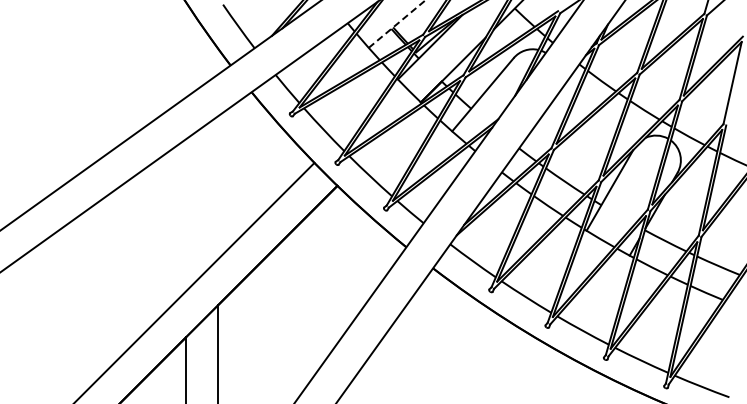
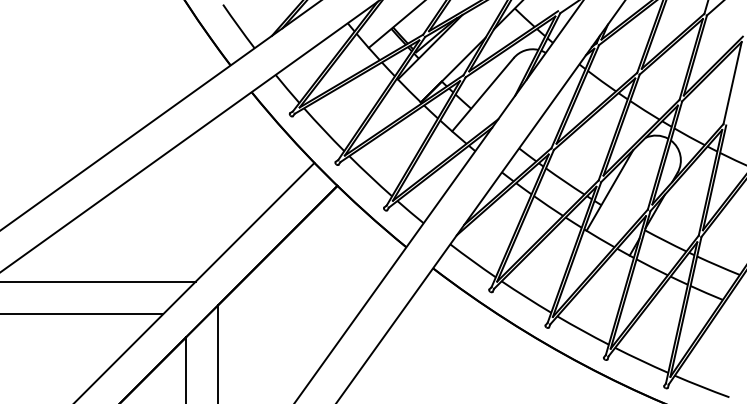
line: dashed -> solid (397, 24)
line: none -> present (98, 281)
line: none -> present (82, 314)
